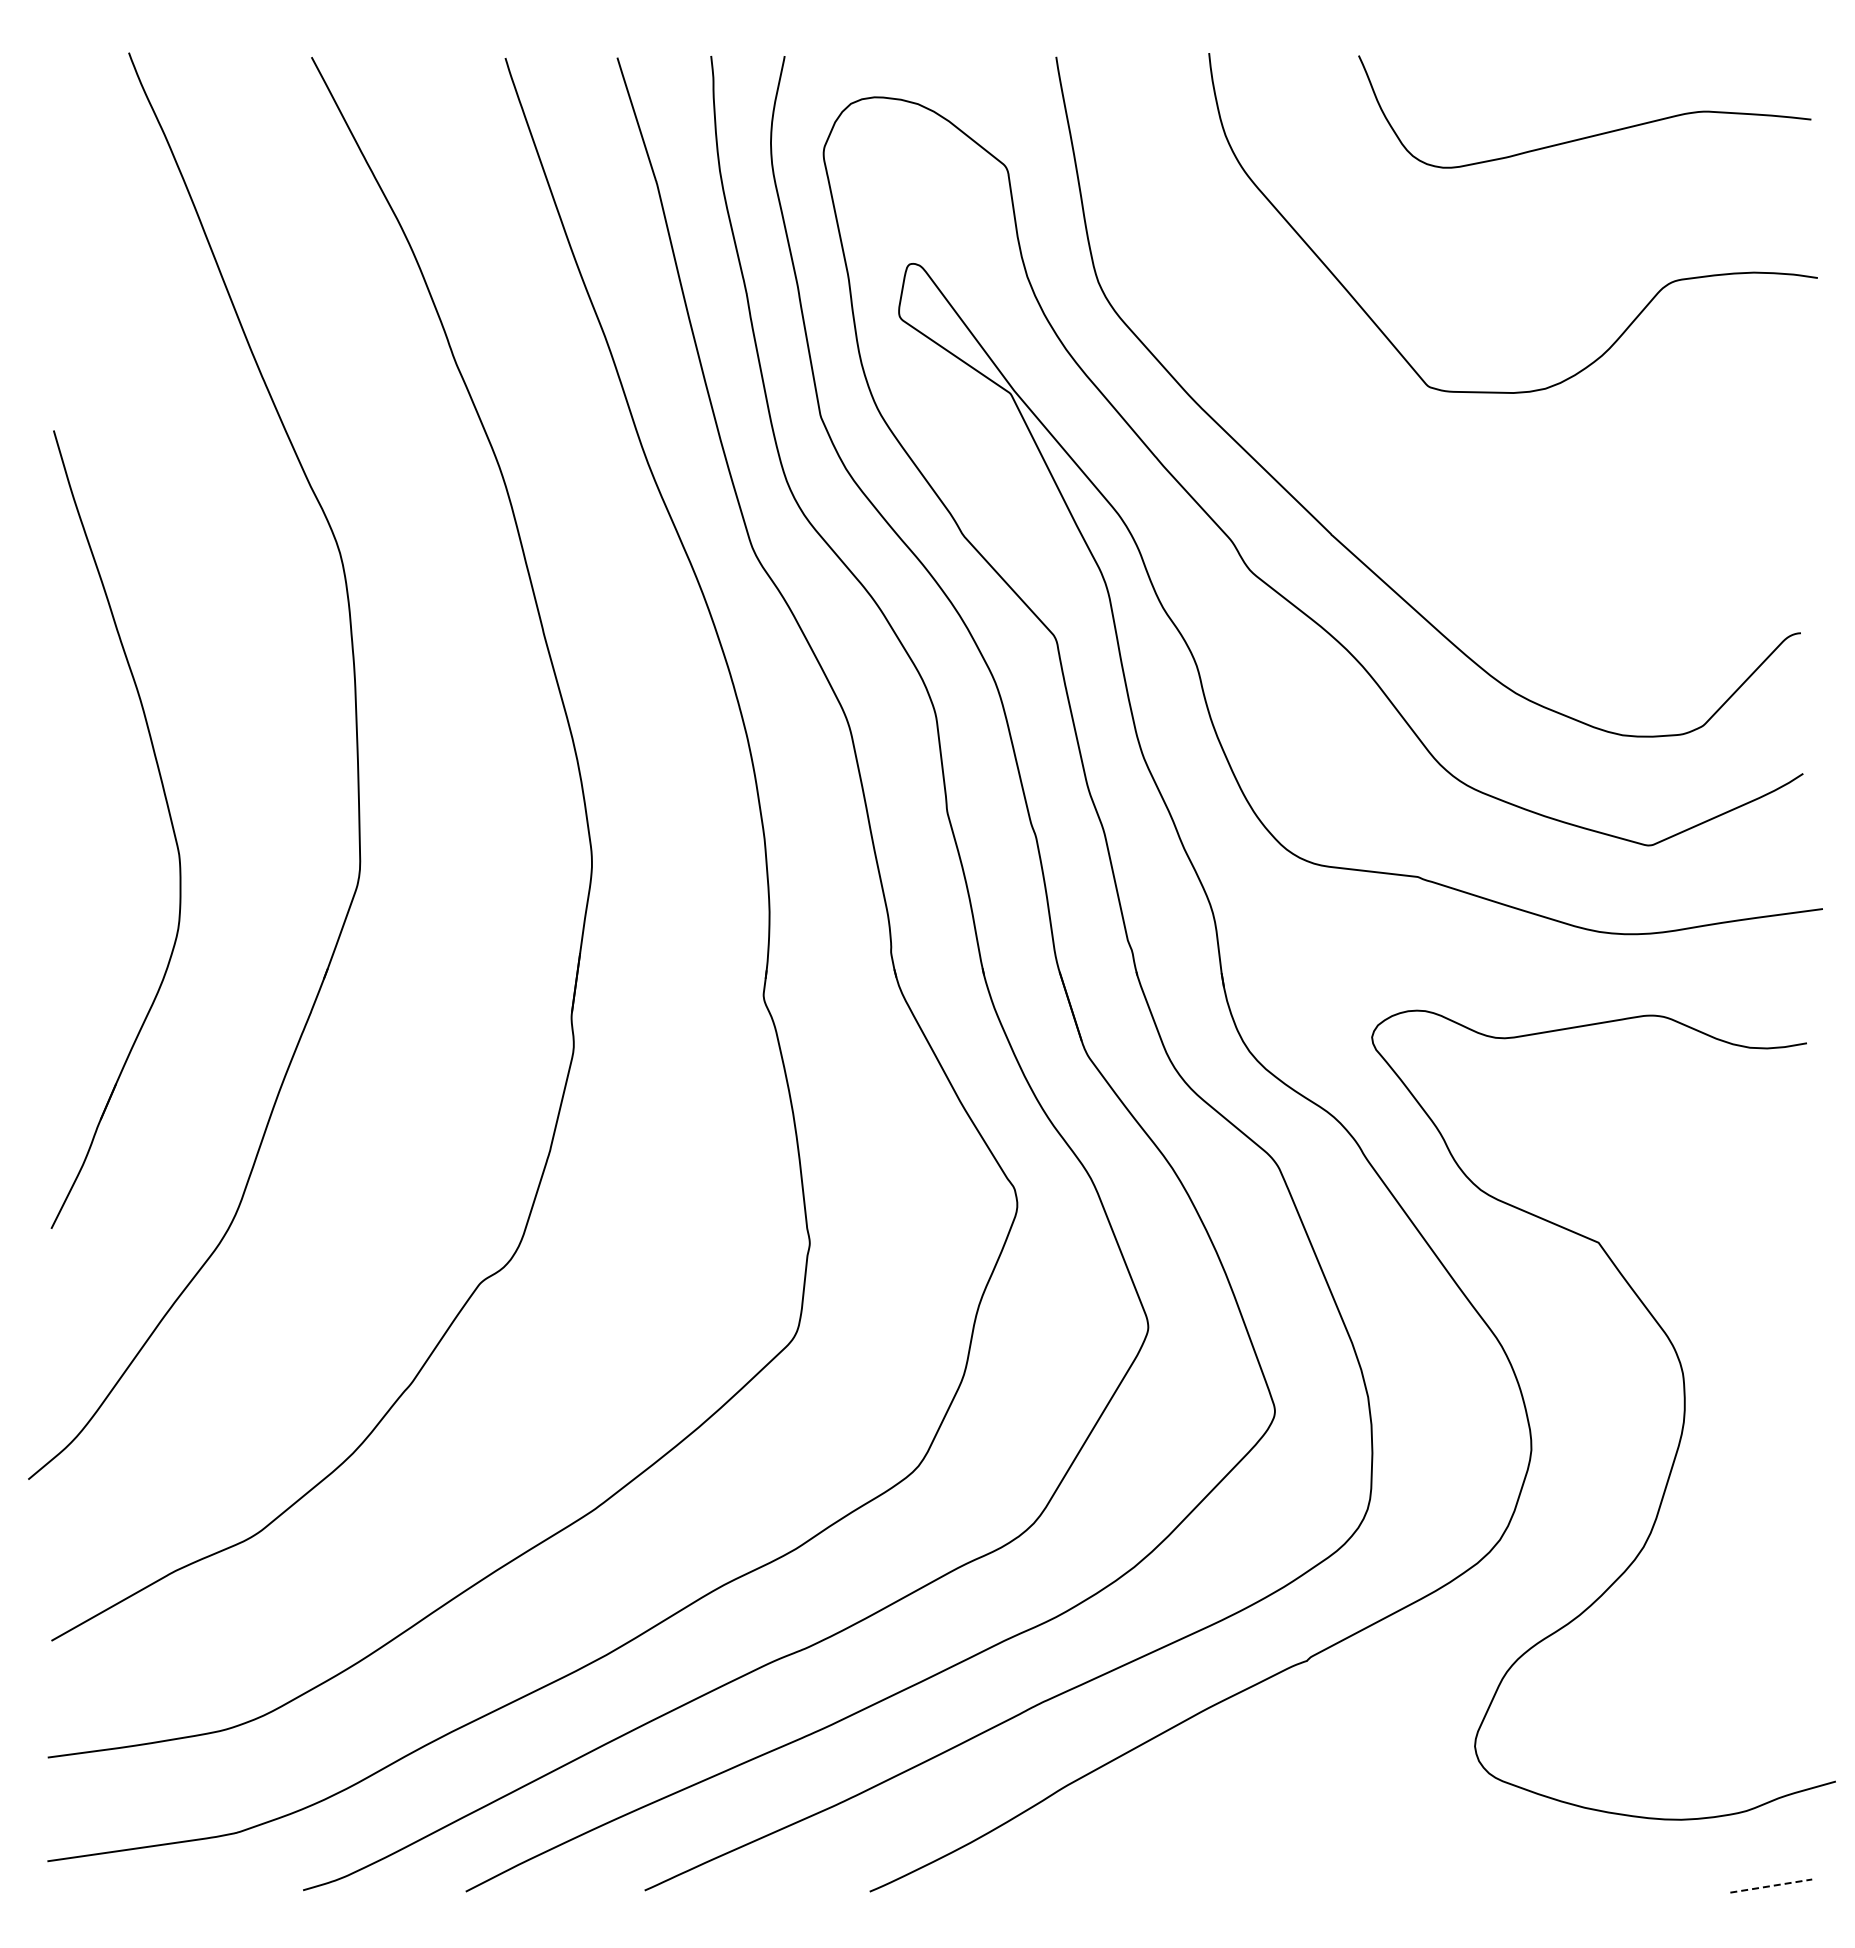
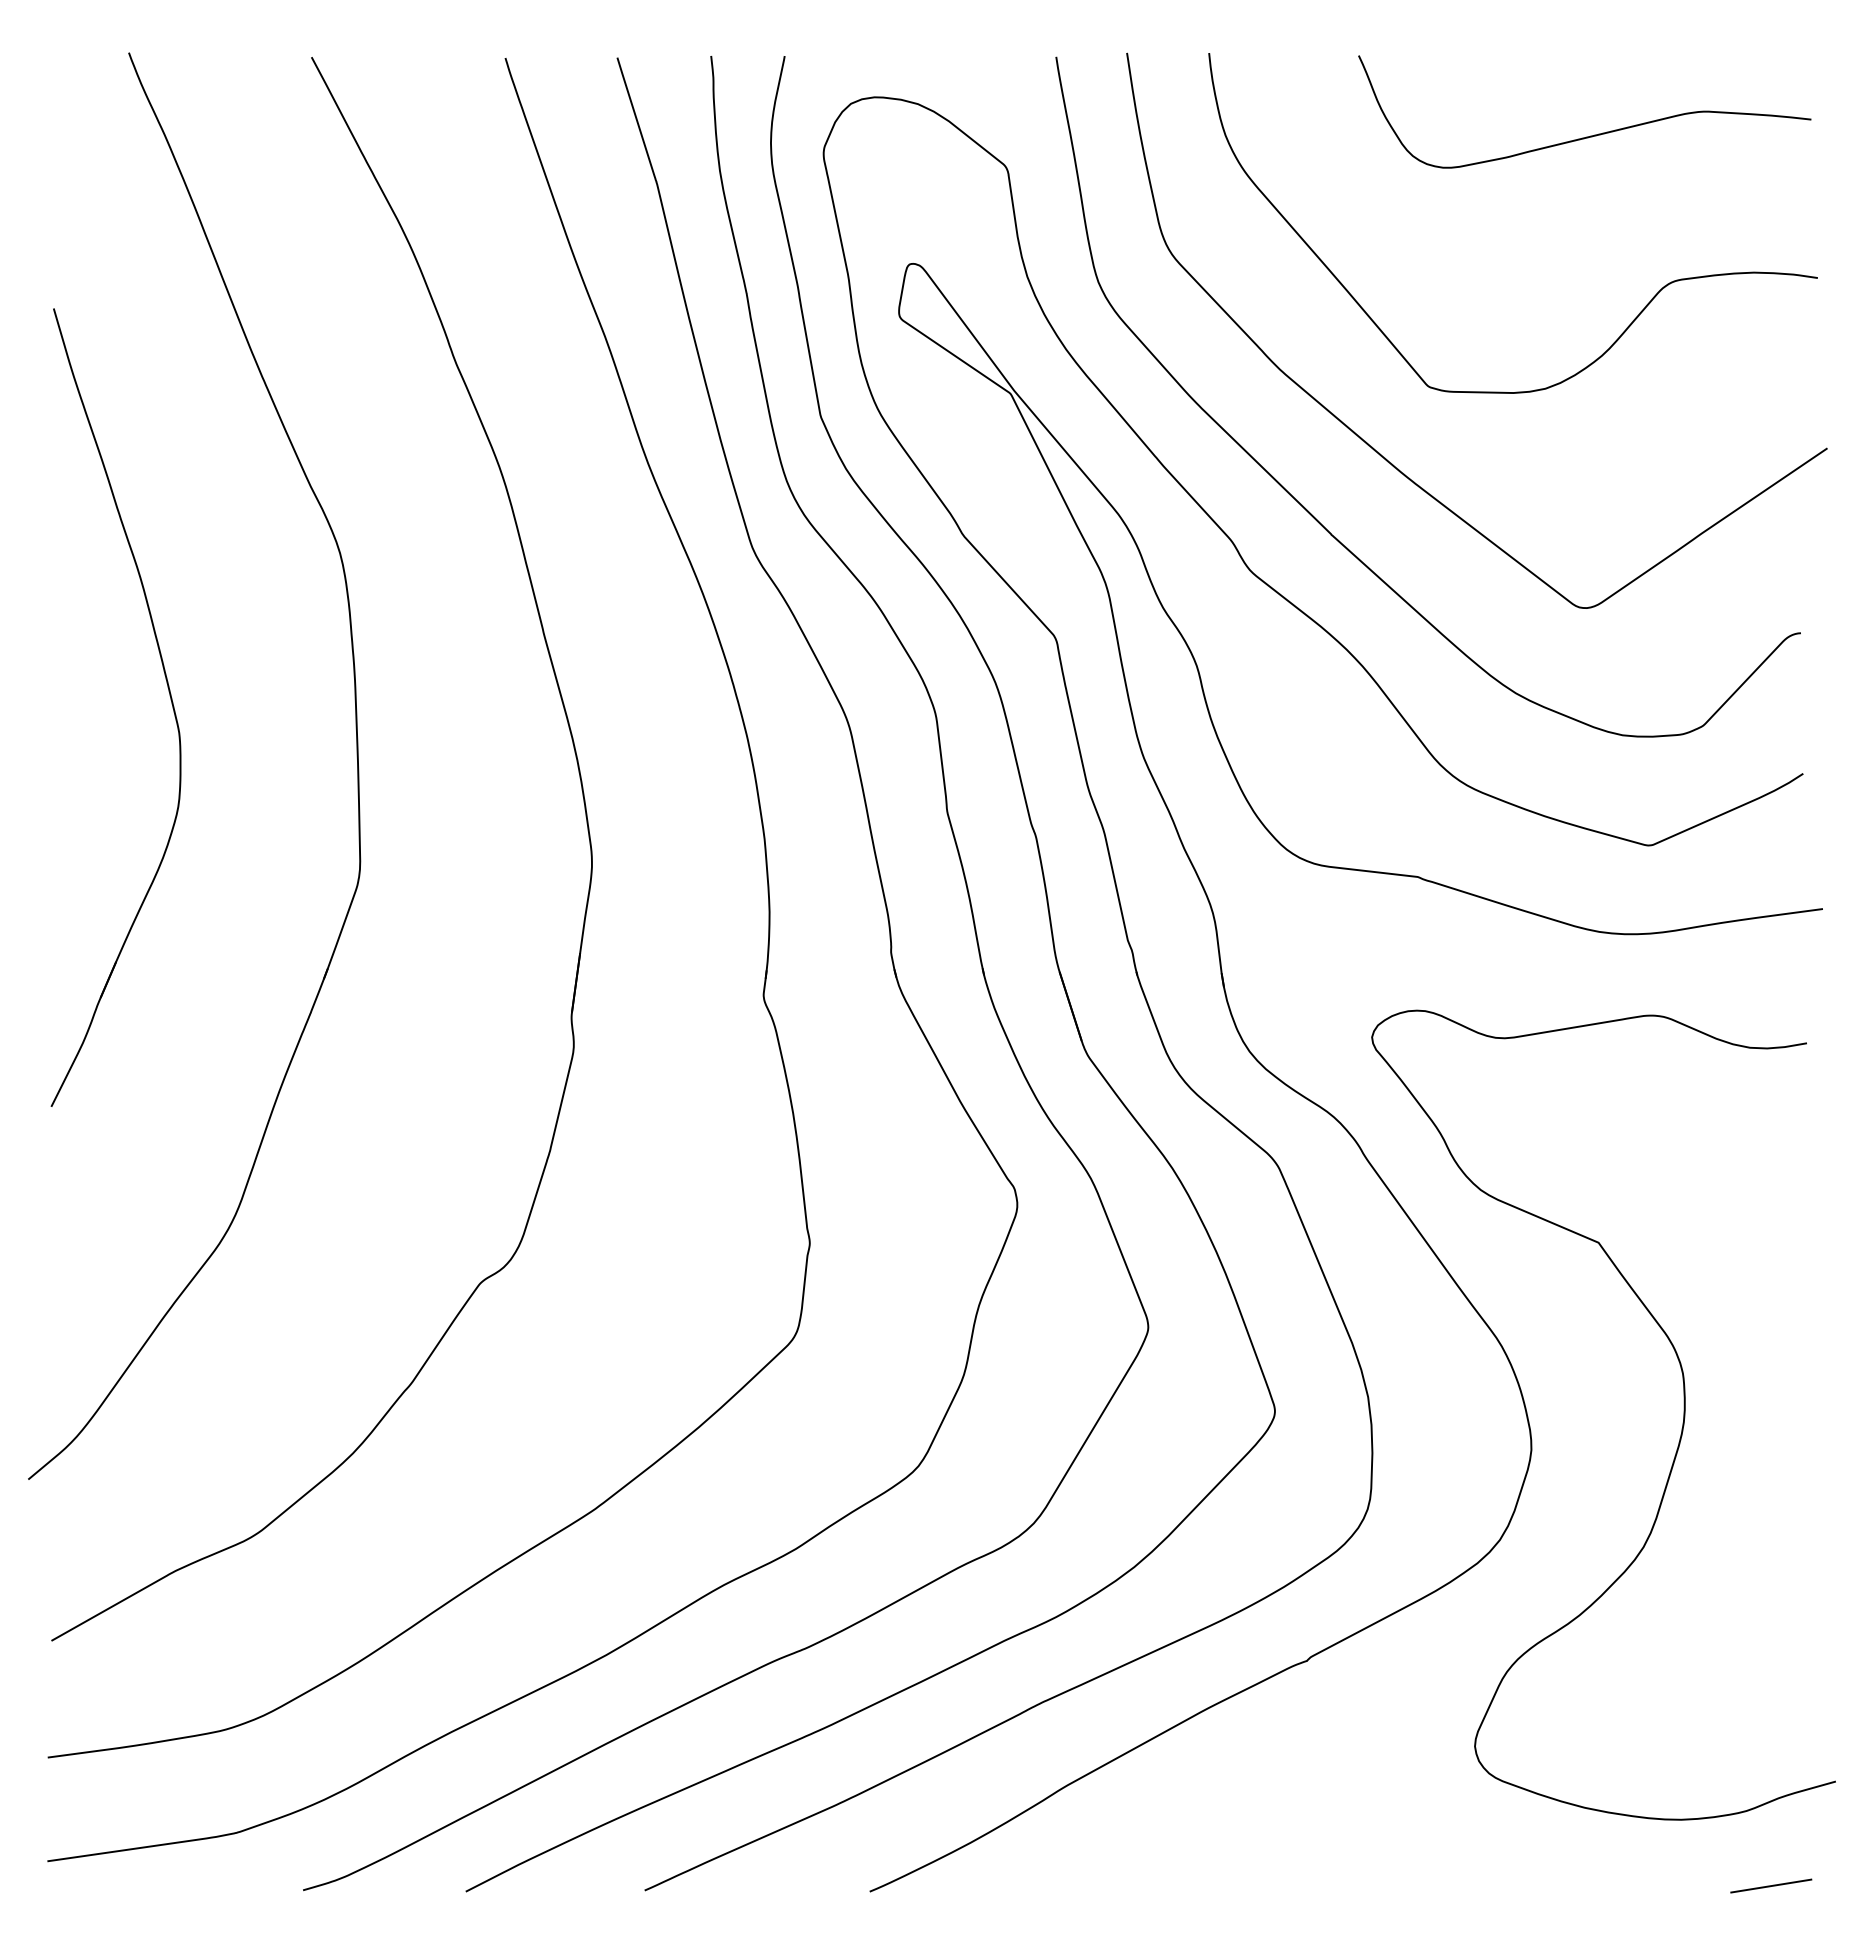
curve: none -> present (1372, 446)
part position: (169, 817) -> (169, 695) (169, 695)
line: dashed -> solid (1771, 1885)
